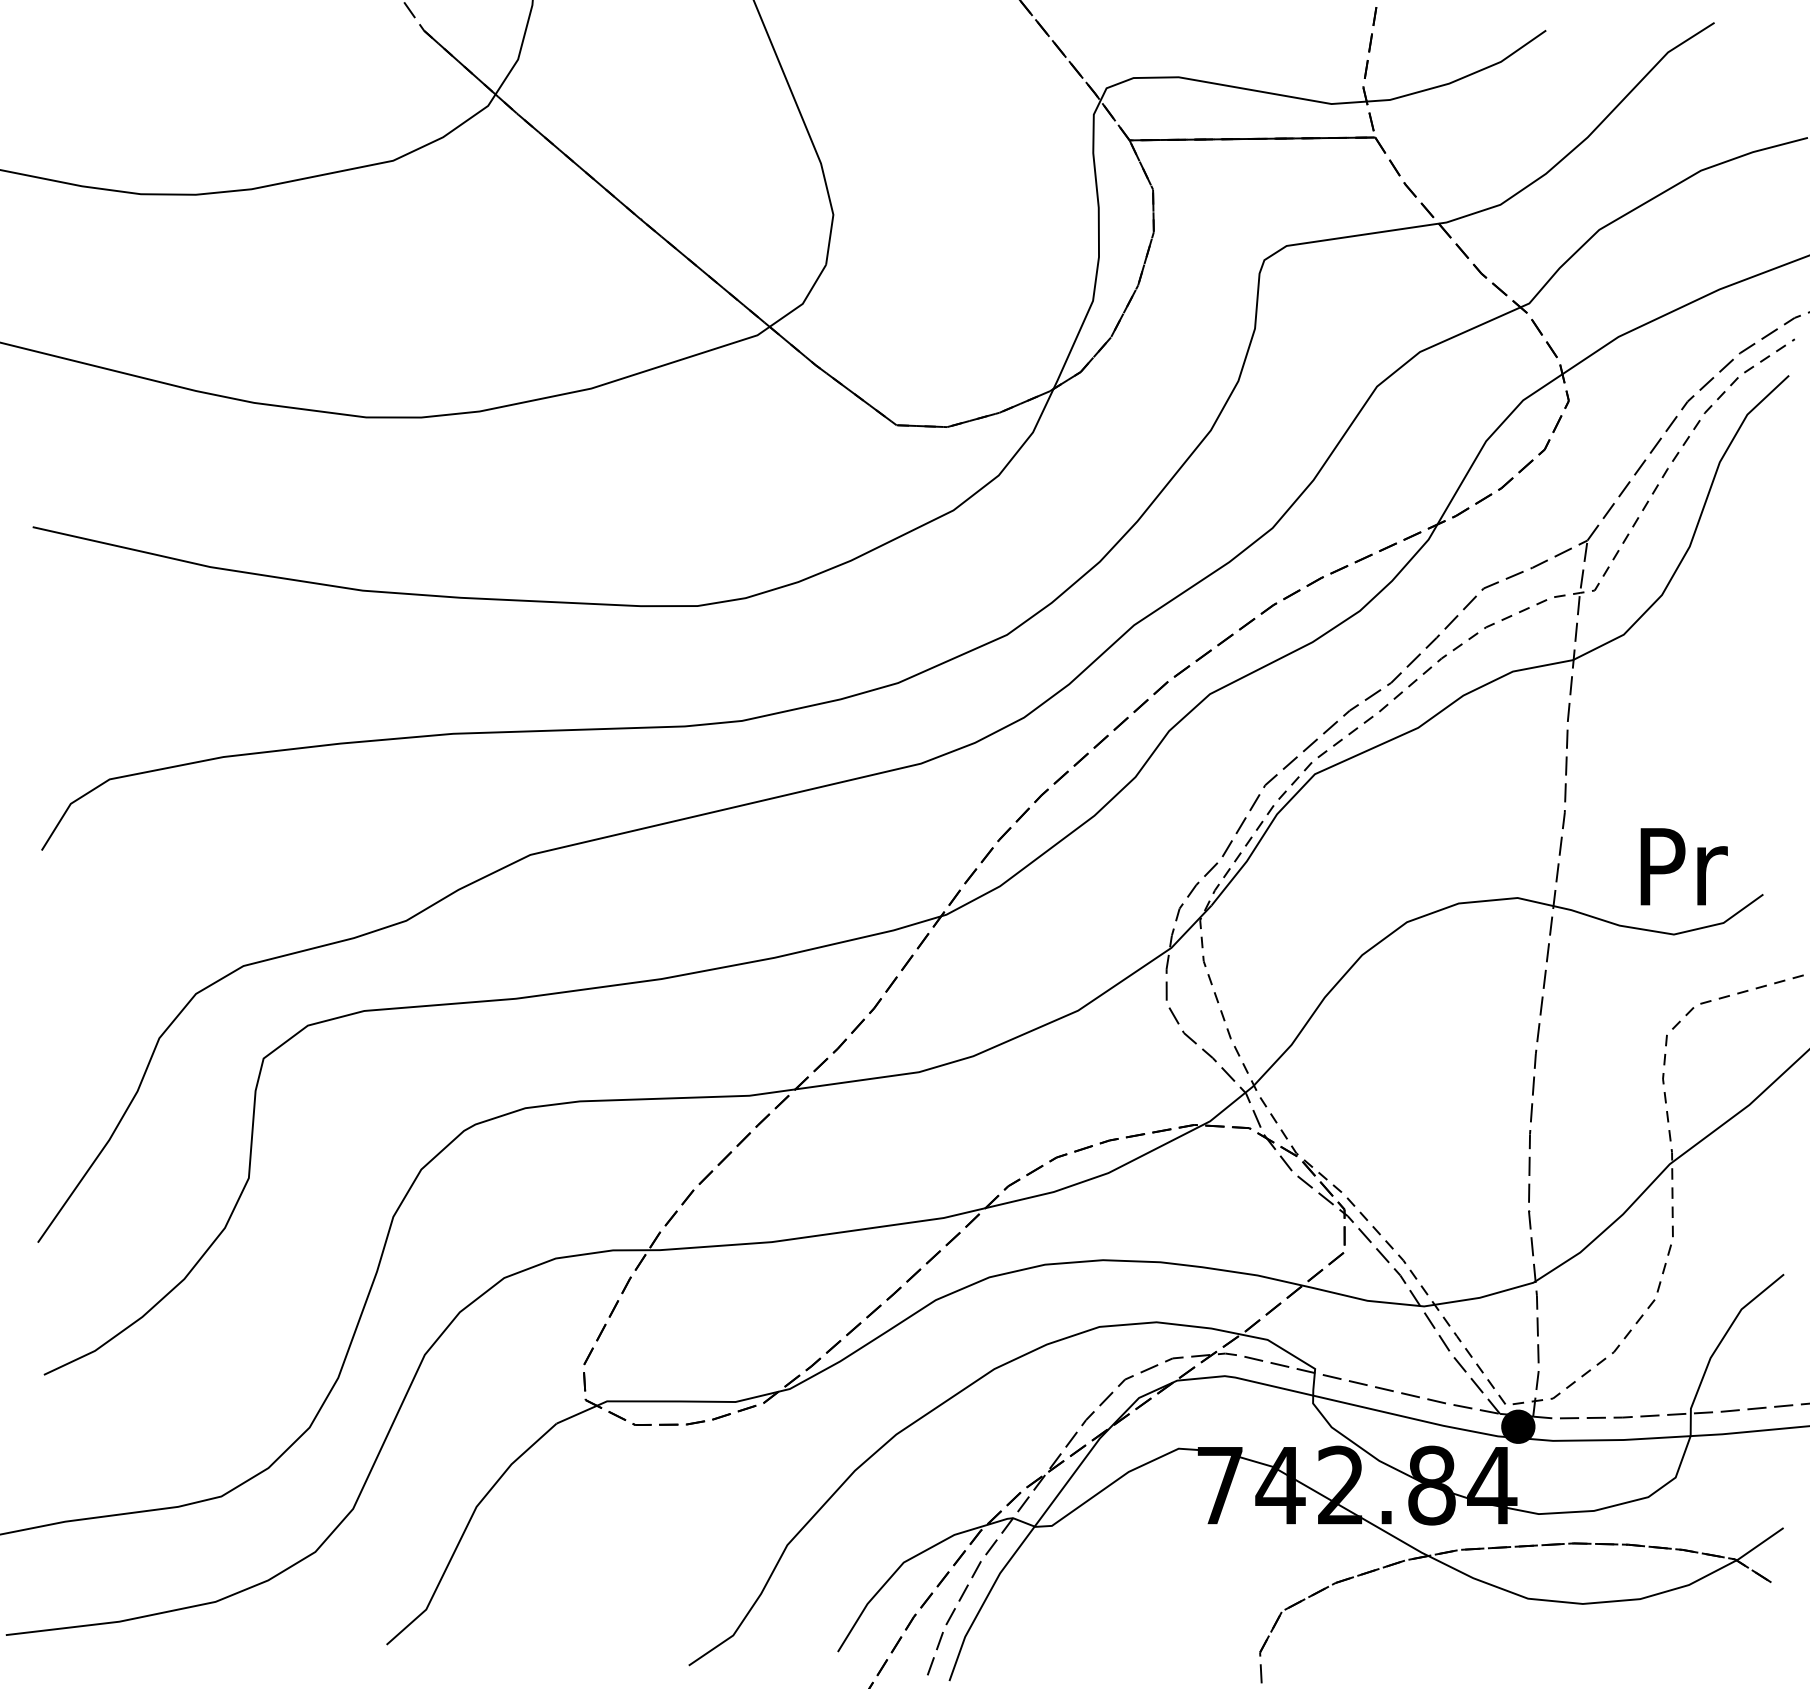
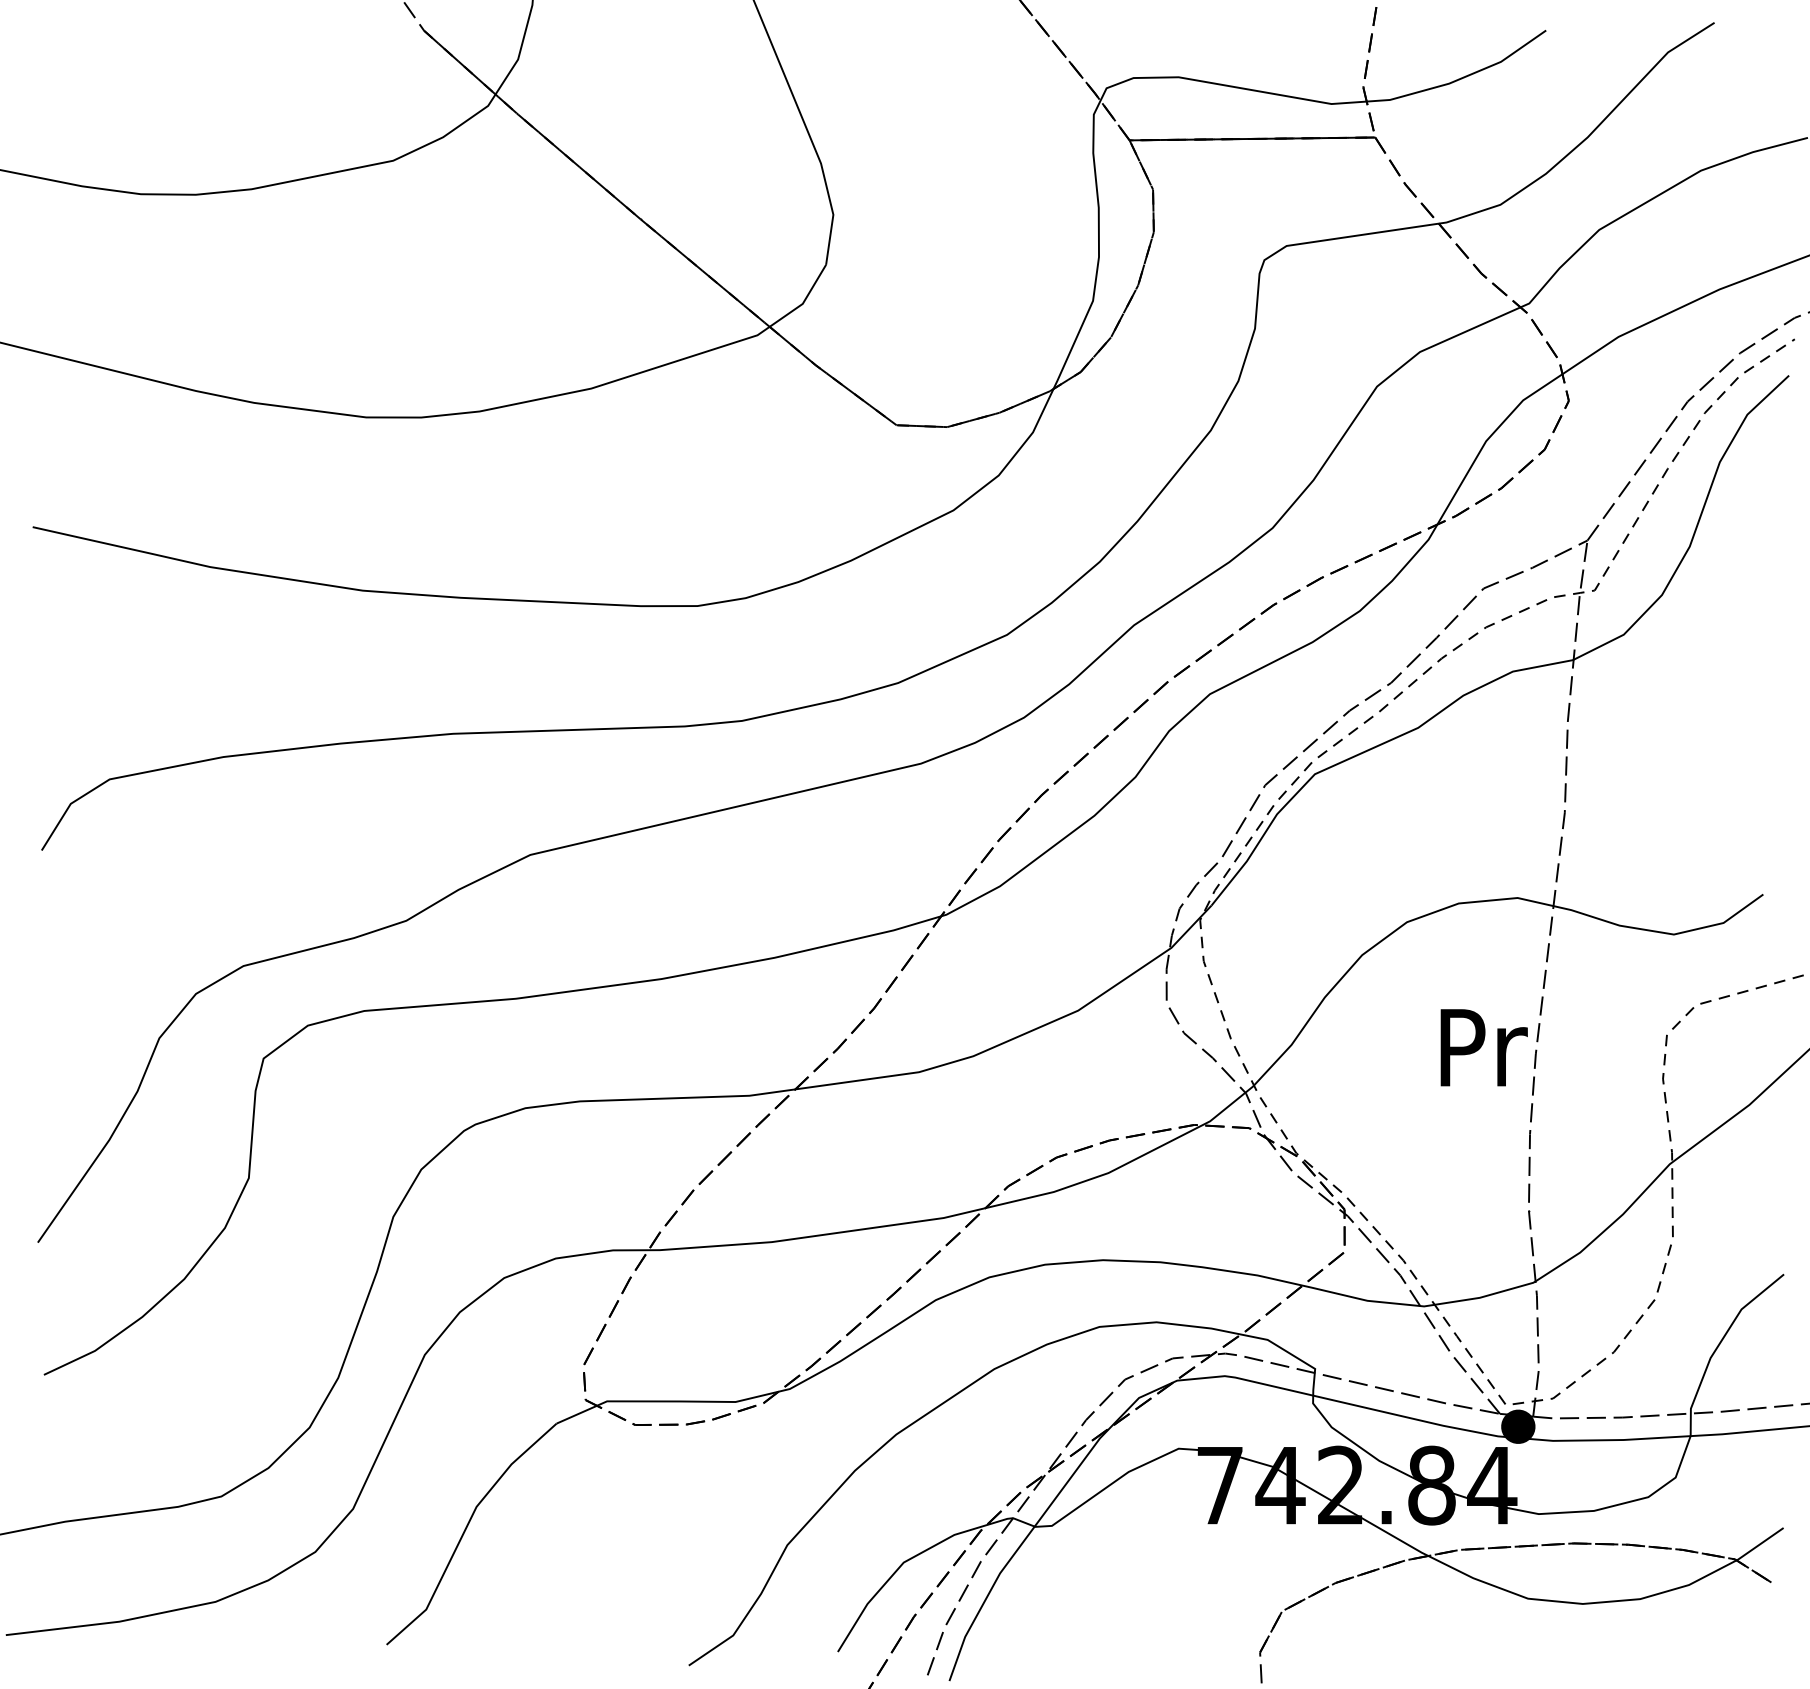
text position: (1683, 866) -> (1483, 1047) (1483, 1047)
